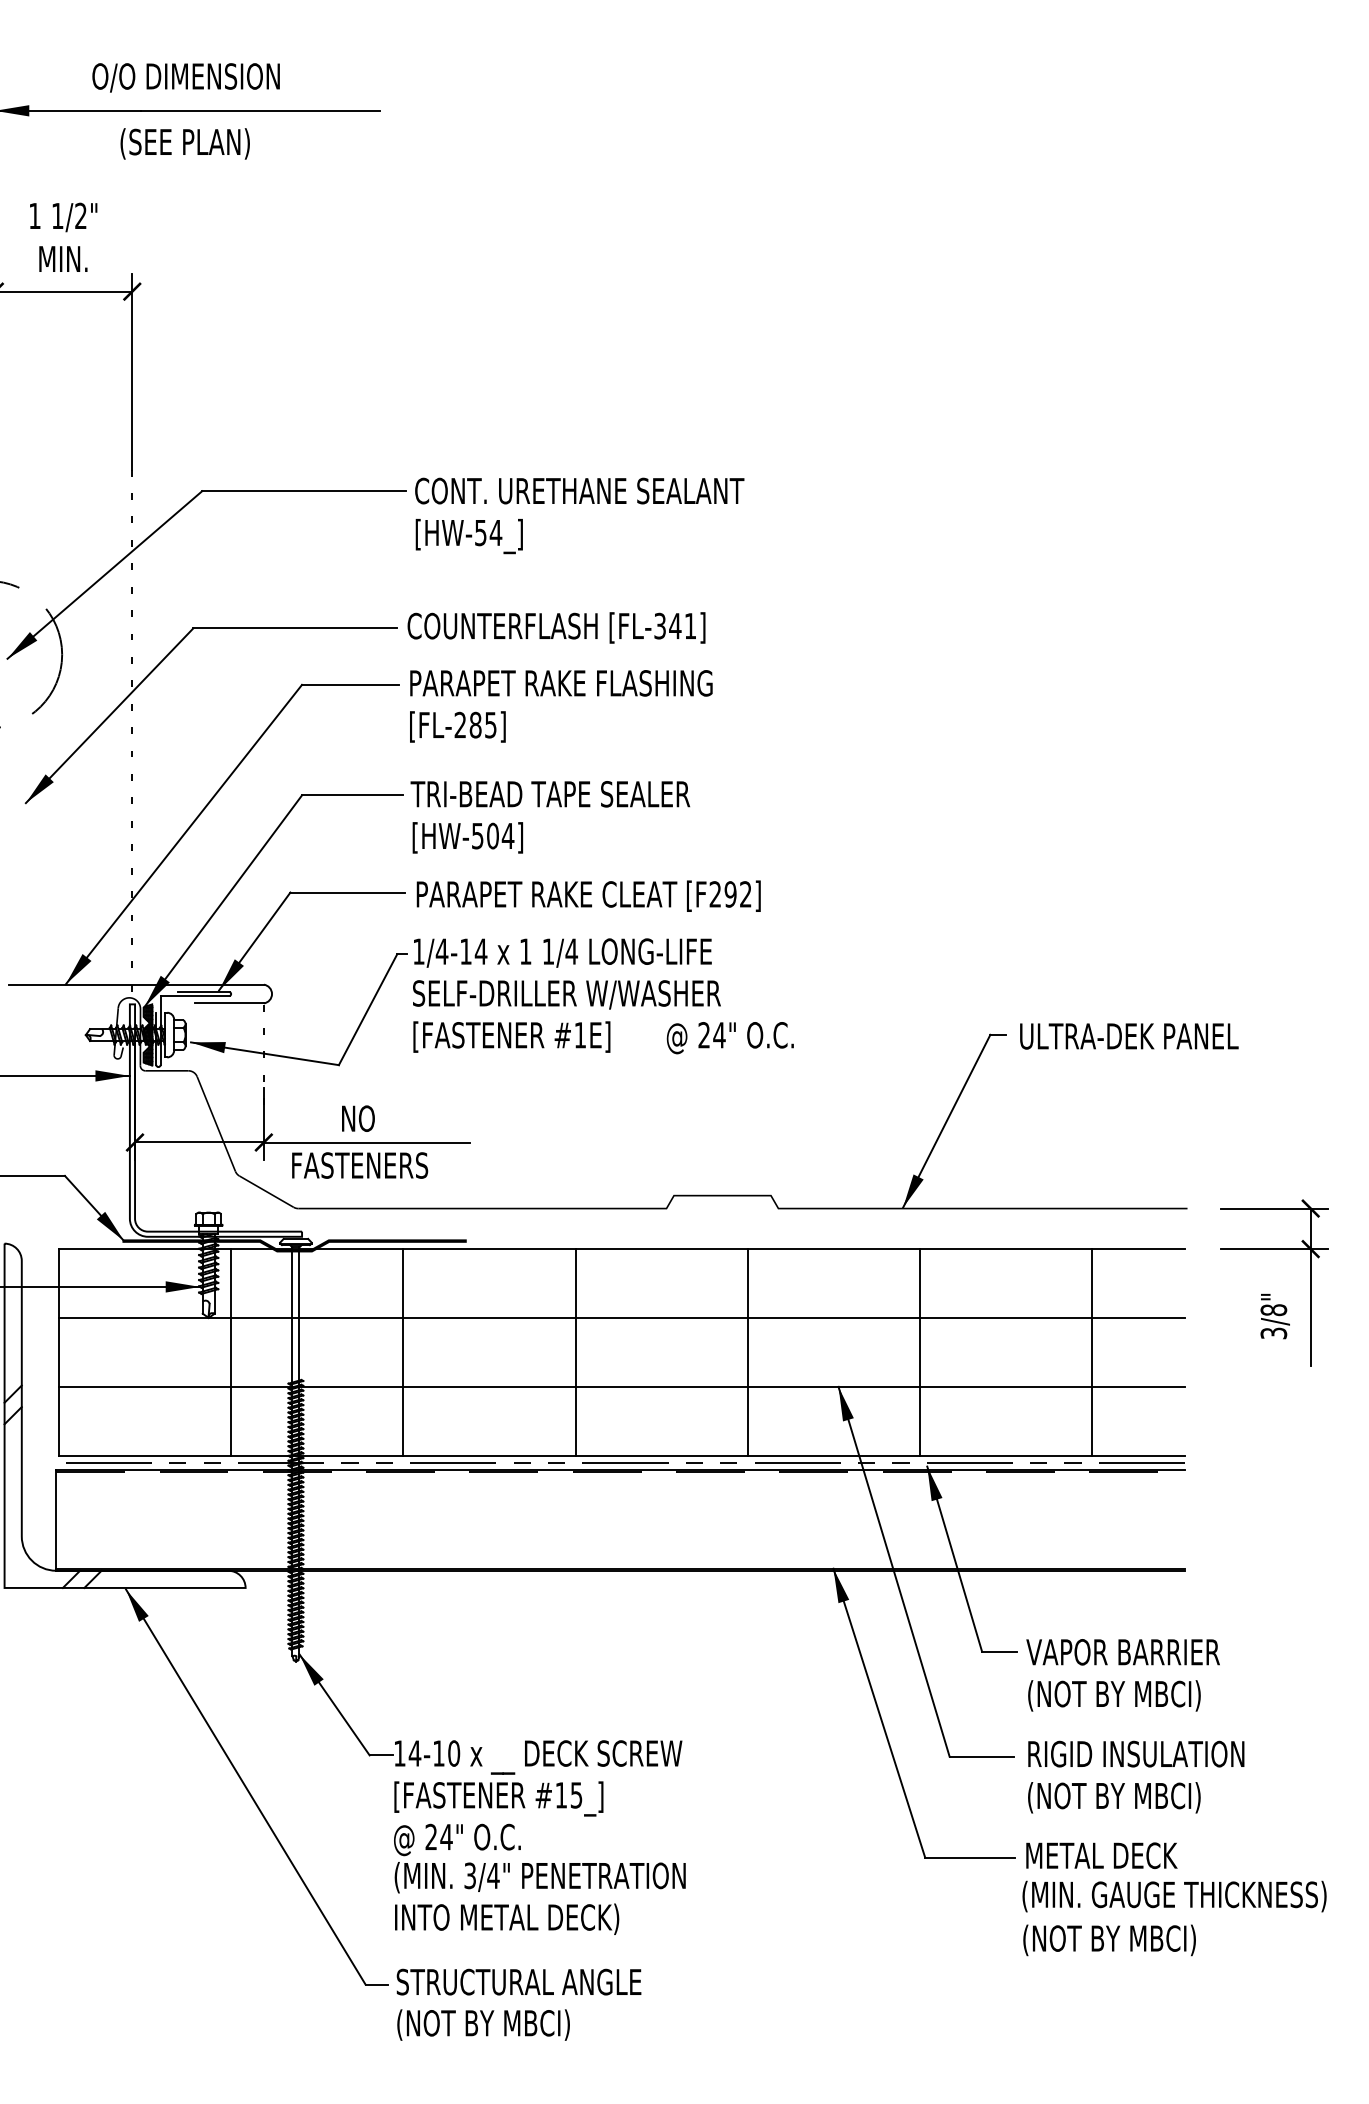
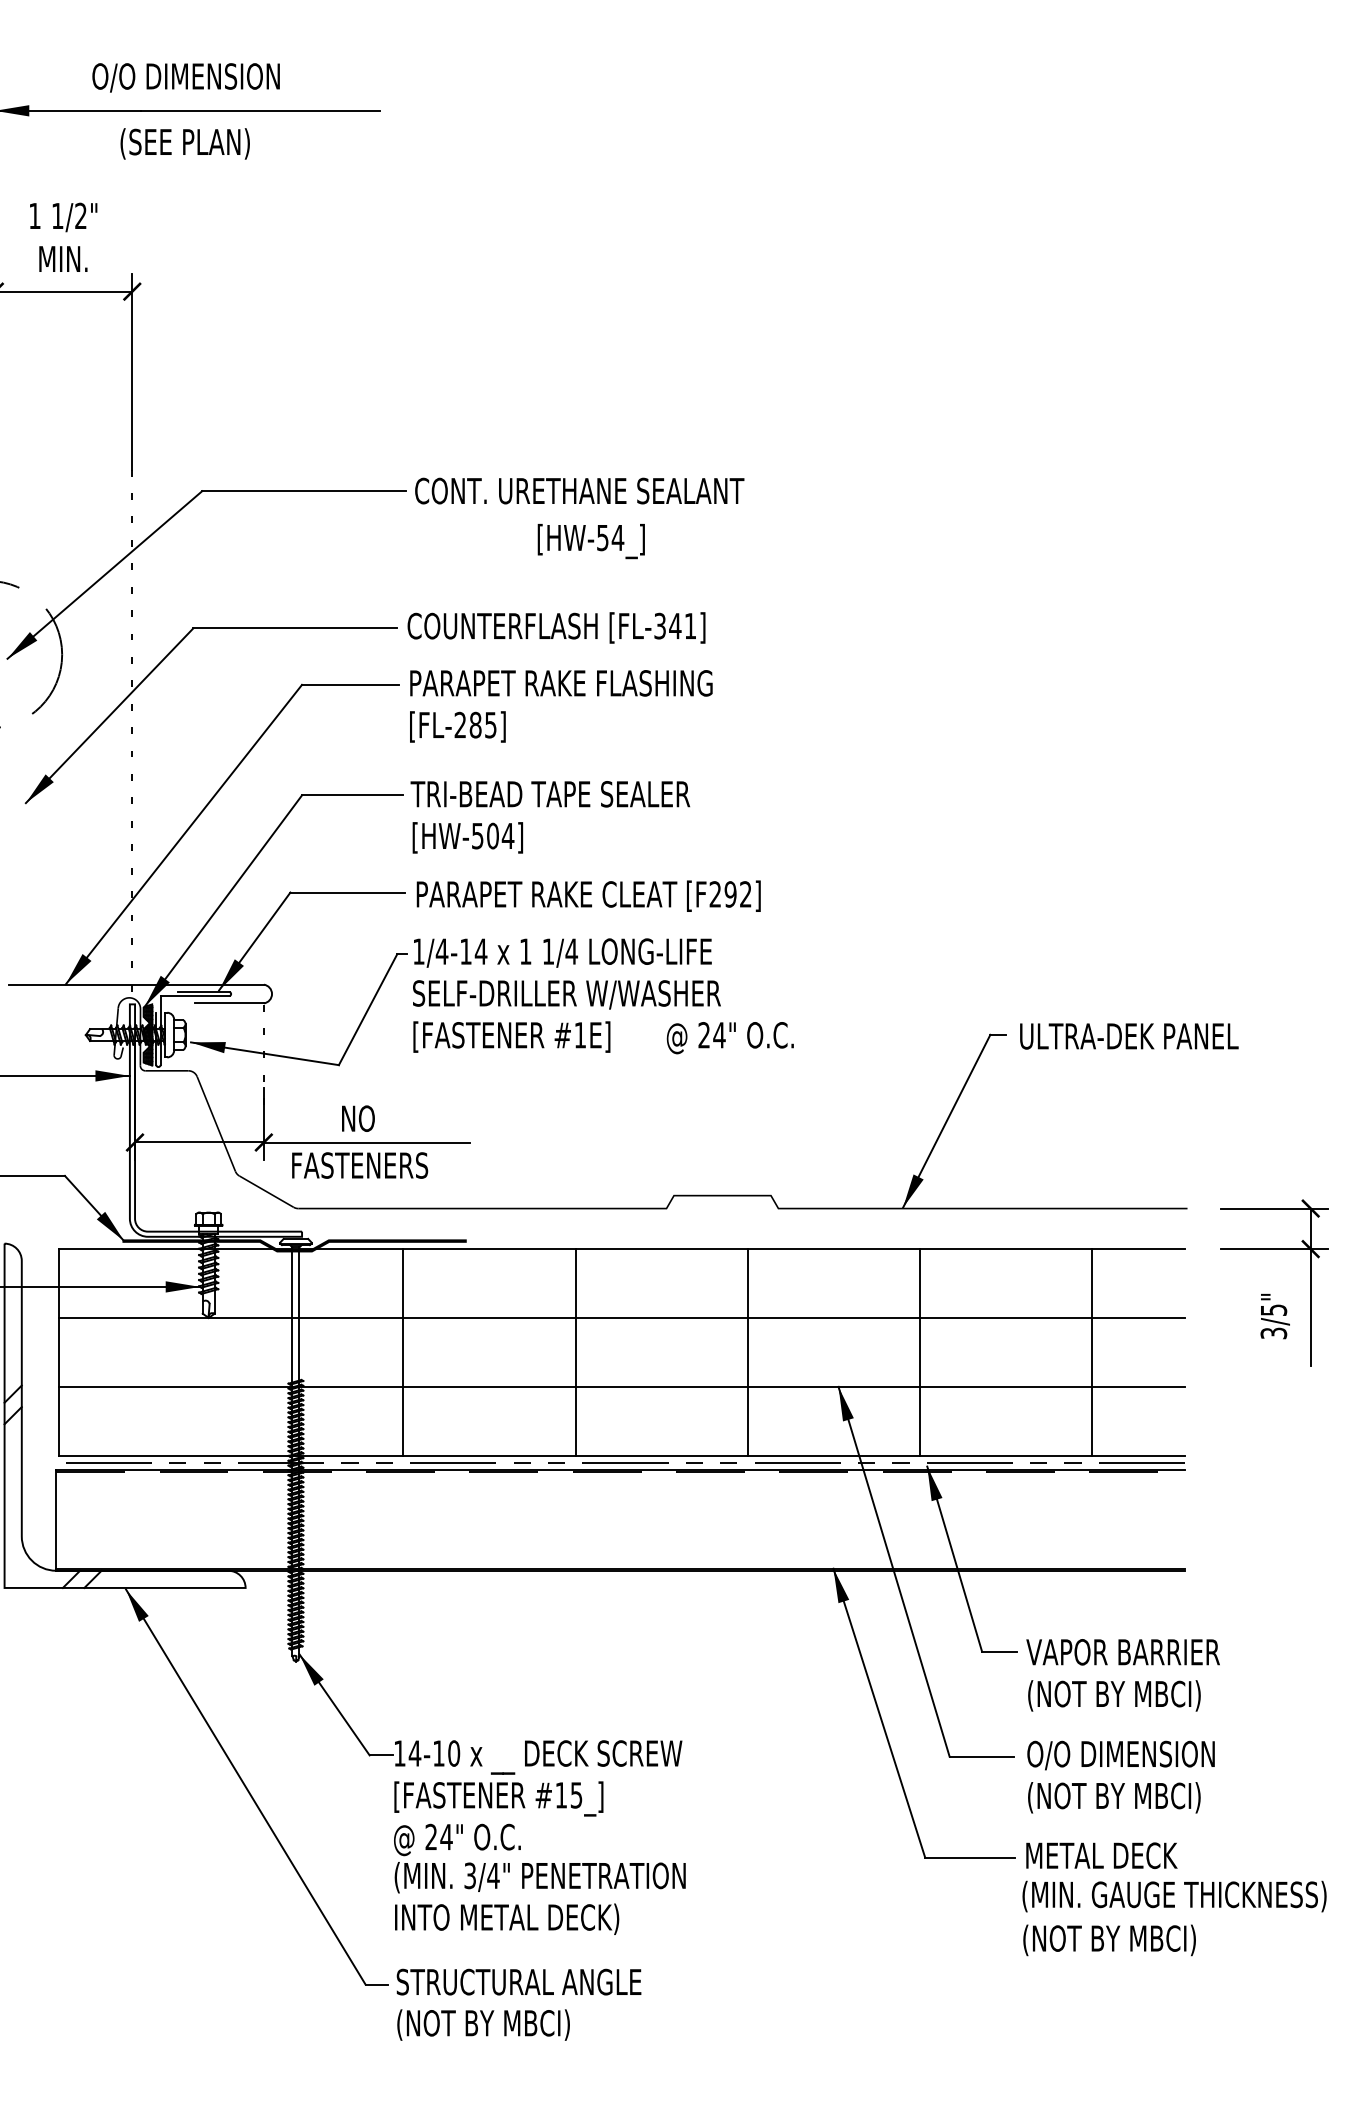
text position: (468, 536) -> (590, 541) (590, 541)
text: 3/8" -> 3/5" (1273, 1310)
line: present -> none (231, 1352)
text: RIGID INSULATION -> O/O DIMENSION (1135, 1755)
